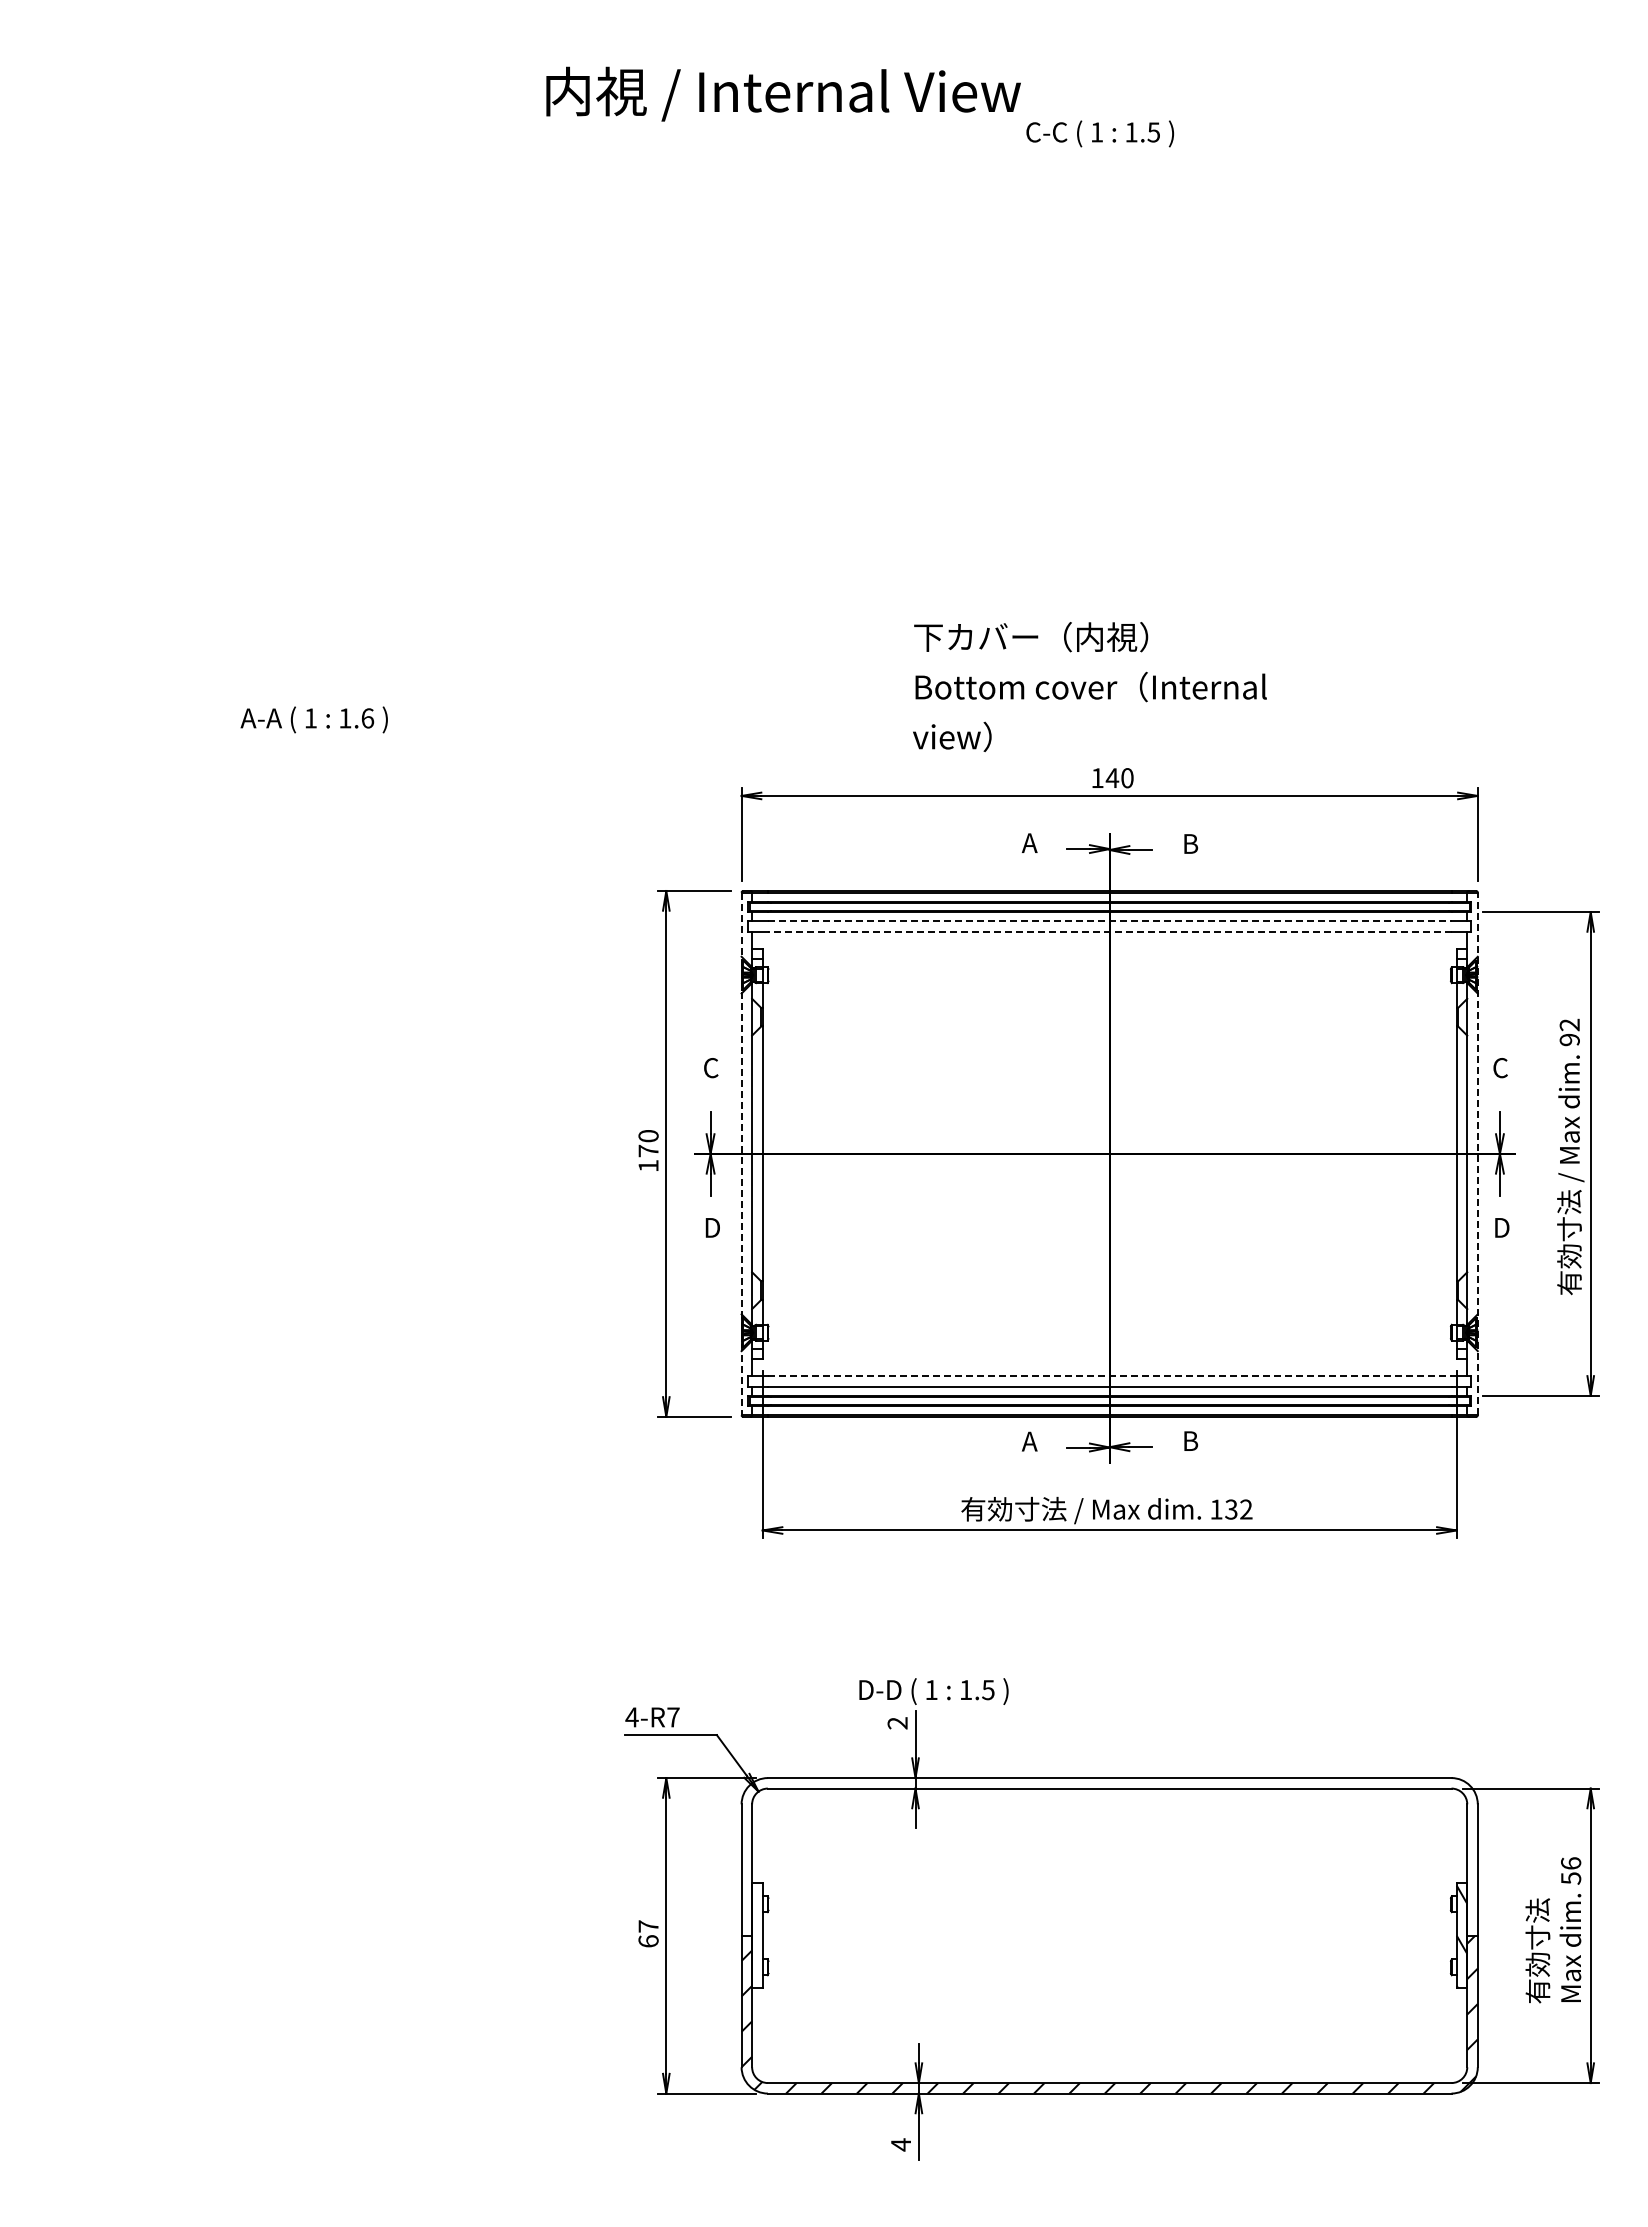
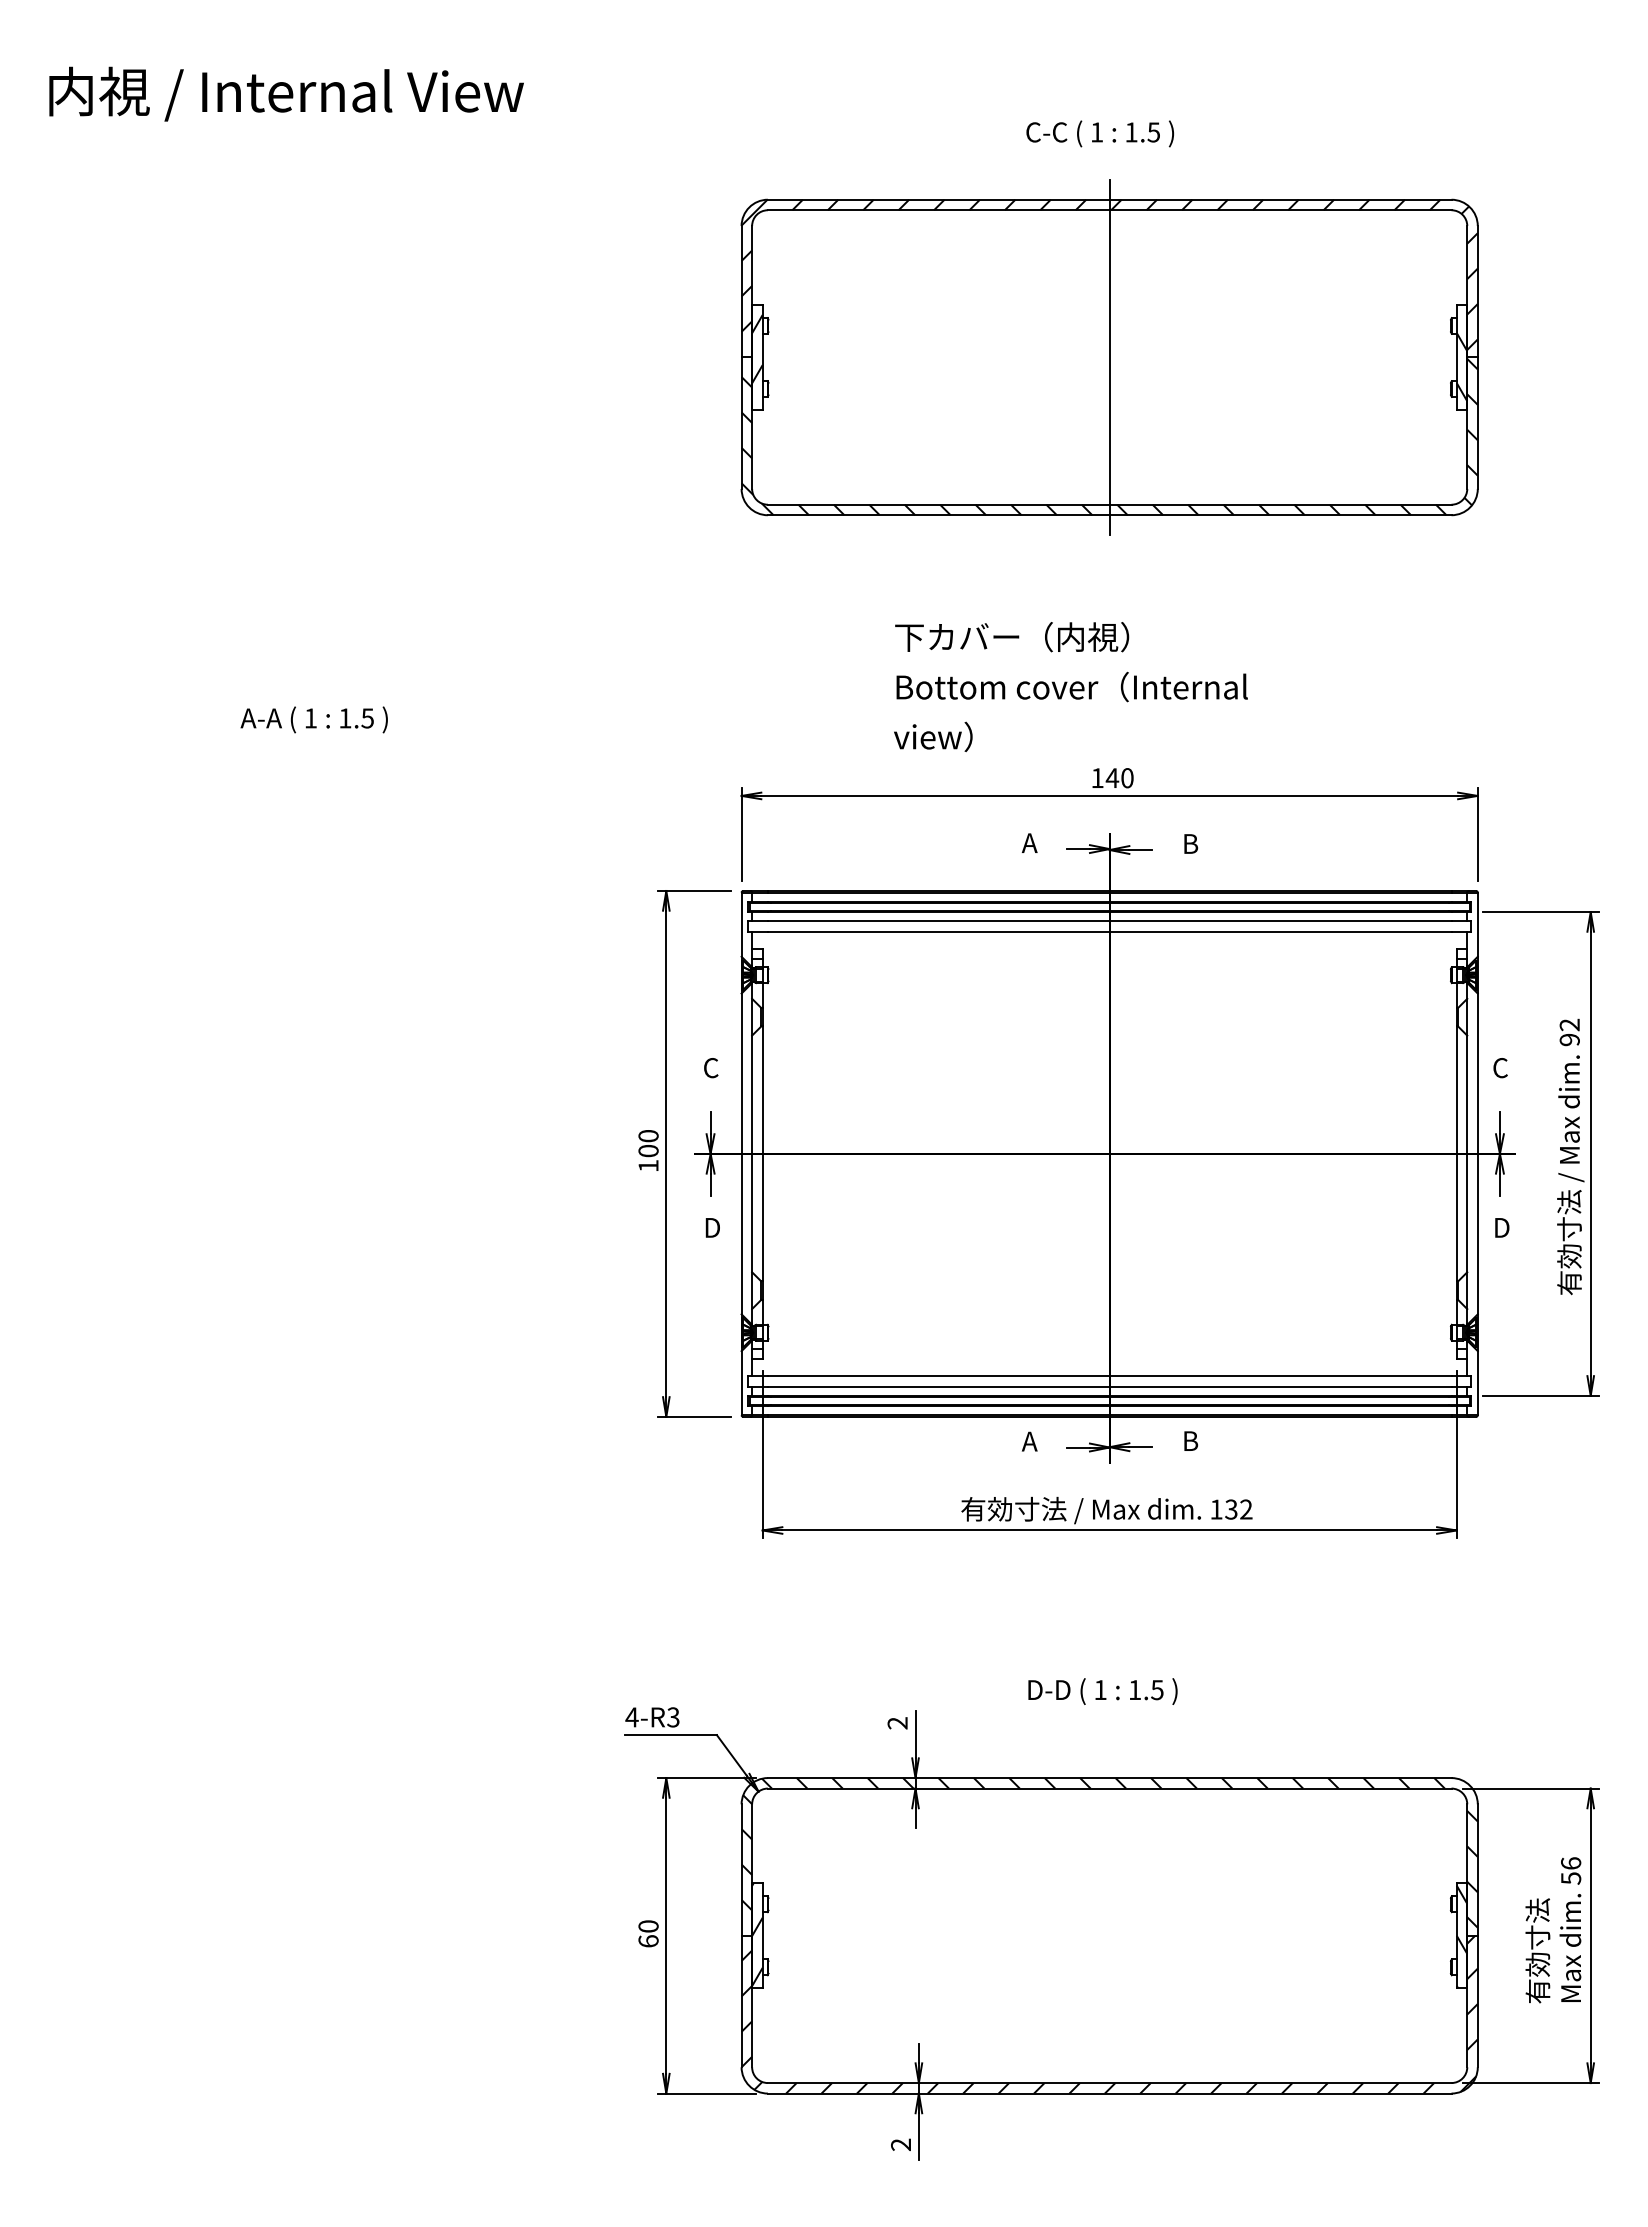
text position: (783, 93) -> (286, 93) (286, 93)
part: none -> present (1109, 357)
text position: (1089, 686) -> (1070, 686) (1070, 686)
text: 1.6 -> 1.5 (367, 718)
line: dashed -> solid (1109, 921)
line: dashed -> solid (1109, 931)
text: 170 -> 100 (648, 1150)
line: dashed -> solid (1477, 1153)
line: dashed -> solid (741, 1154)
line: dashed -> solid (1109, 1376)
text position: (933, 1691) -> (1102, 1691) (1102, 1691)
text: 4-R7 -> 4-R3 (673, 1717)
hatch: none -> present (1109, 1856)
text: 67 -> 60 (648, 1926)
hatch: none -> present (757, 1934)
text: 4 -> 2 (900, 2144)
